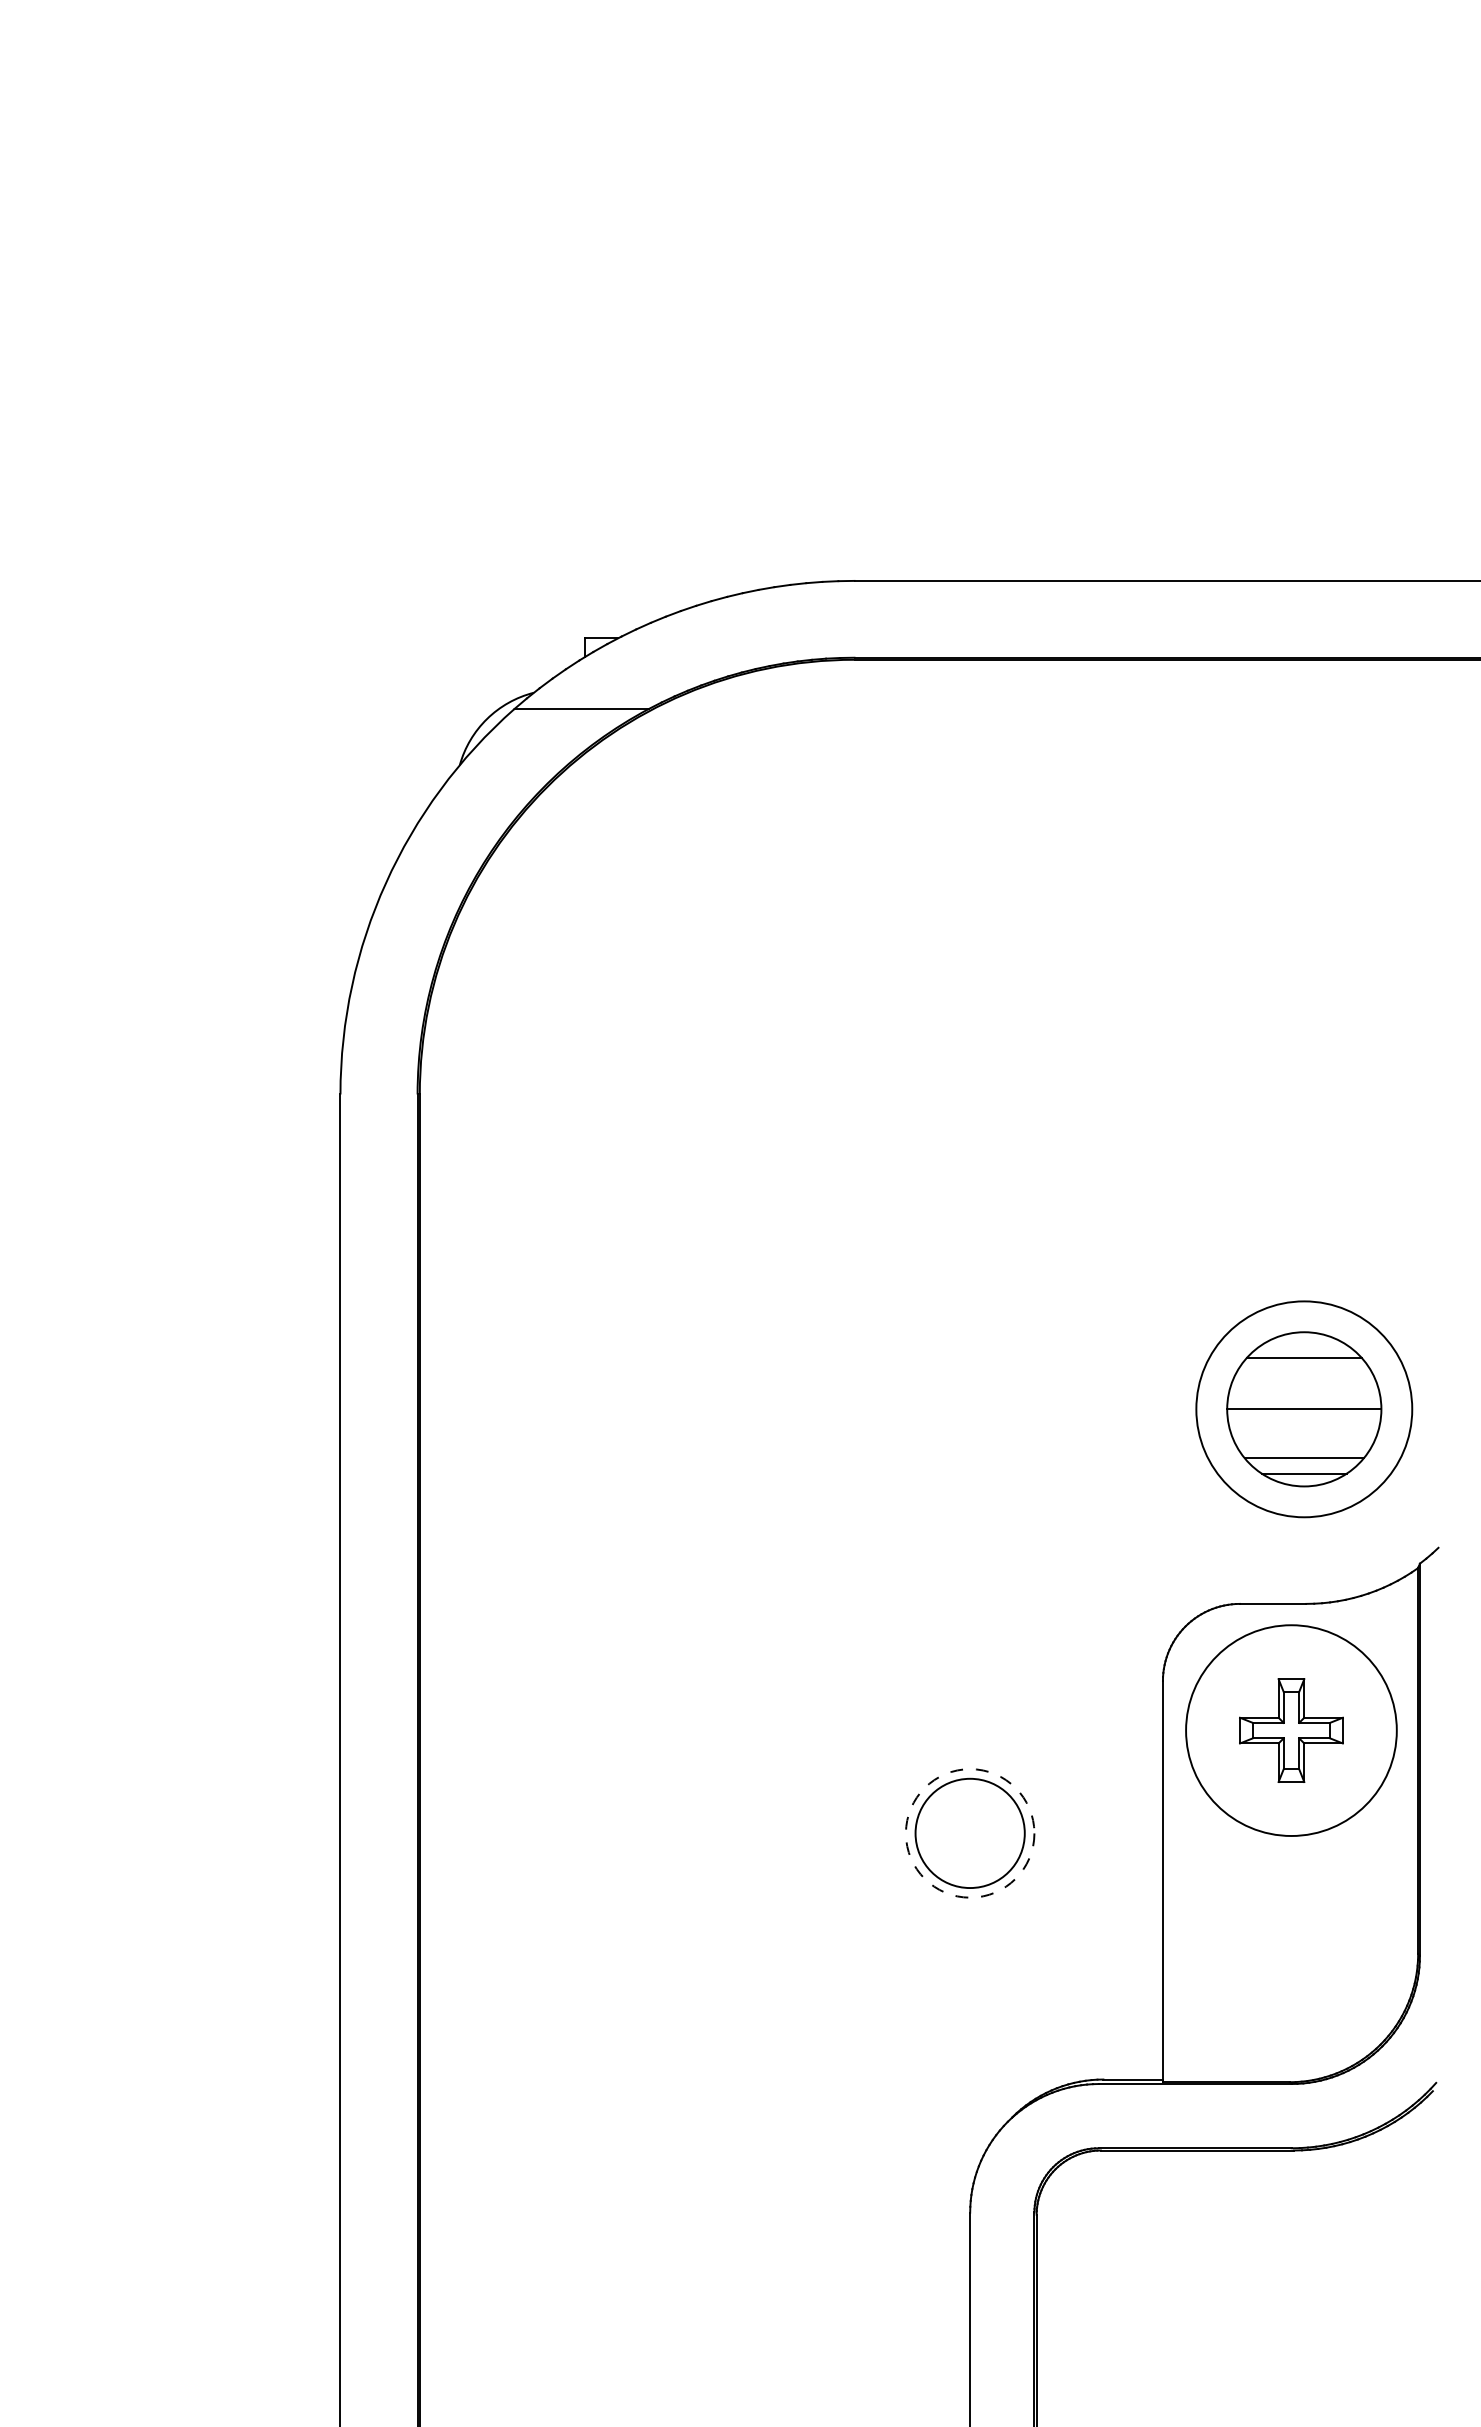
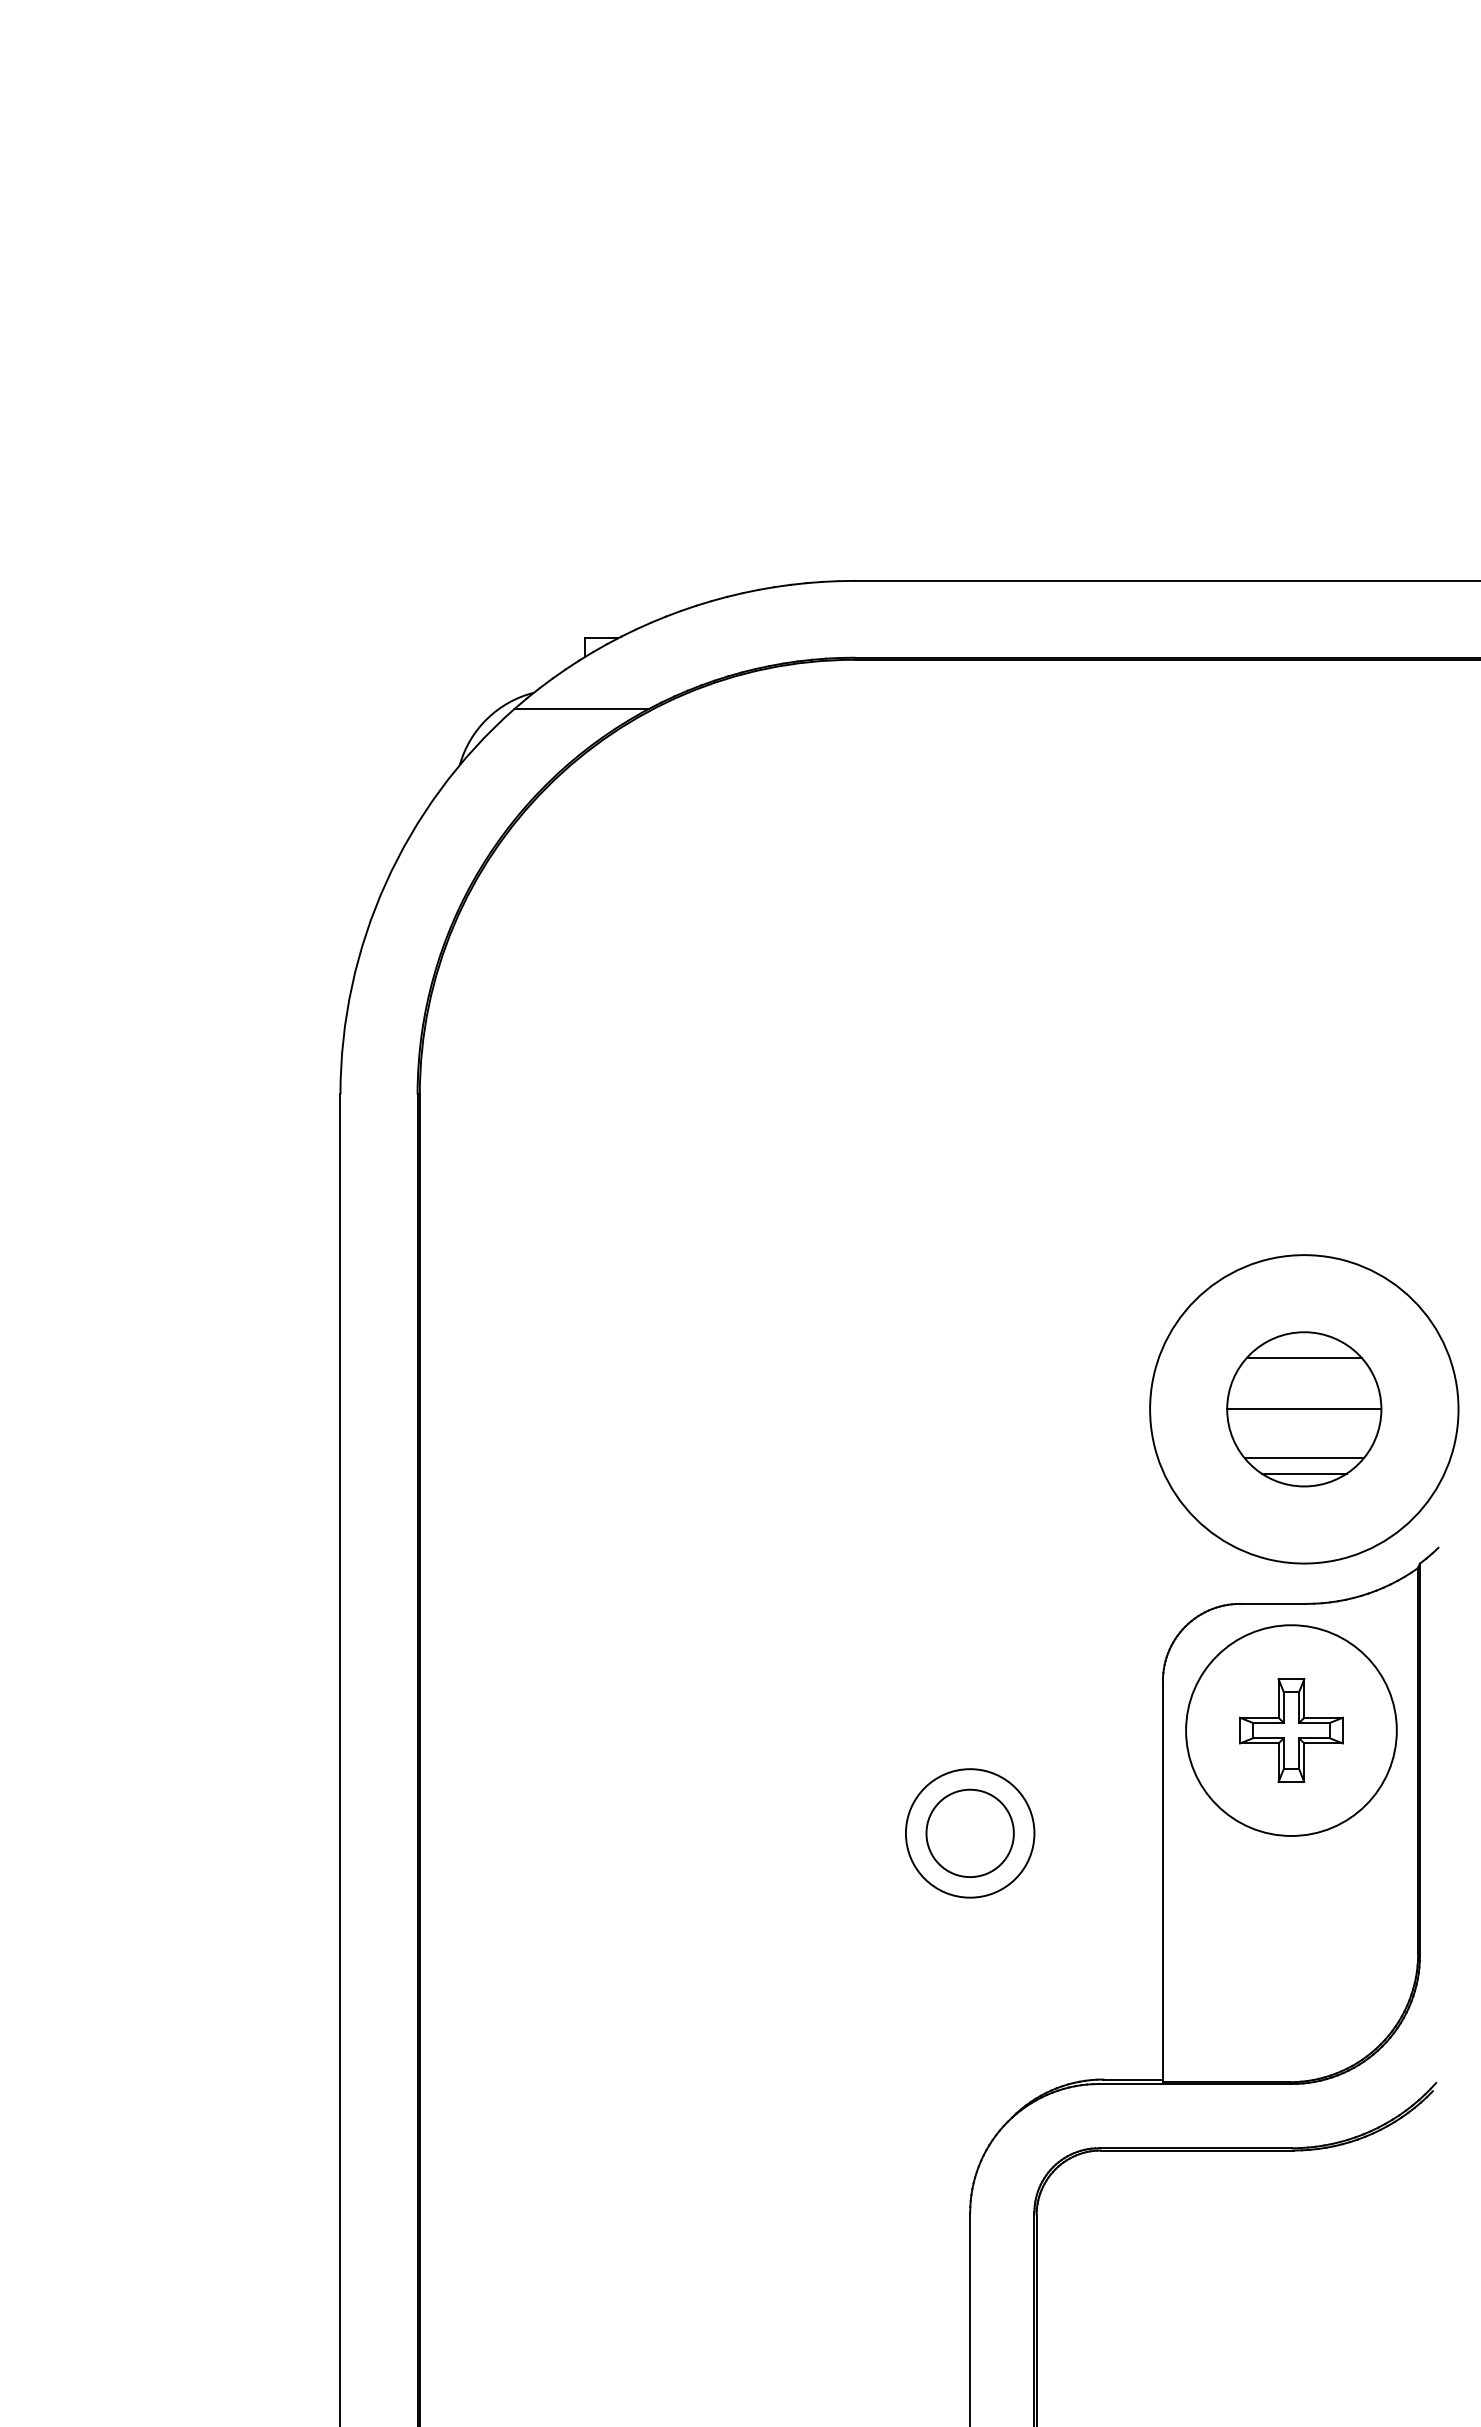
circle diameter: 216 px -> 308 px (1304, 1409)
circle diameter: 109 px -> 87 px (969, 1833)
circle: dashed -> solid (969, 1833)
